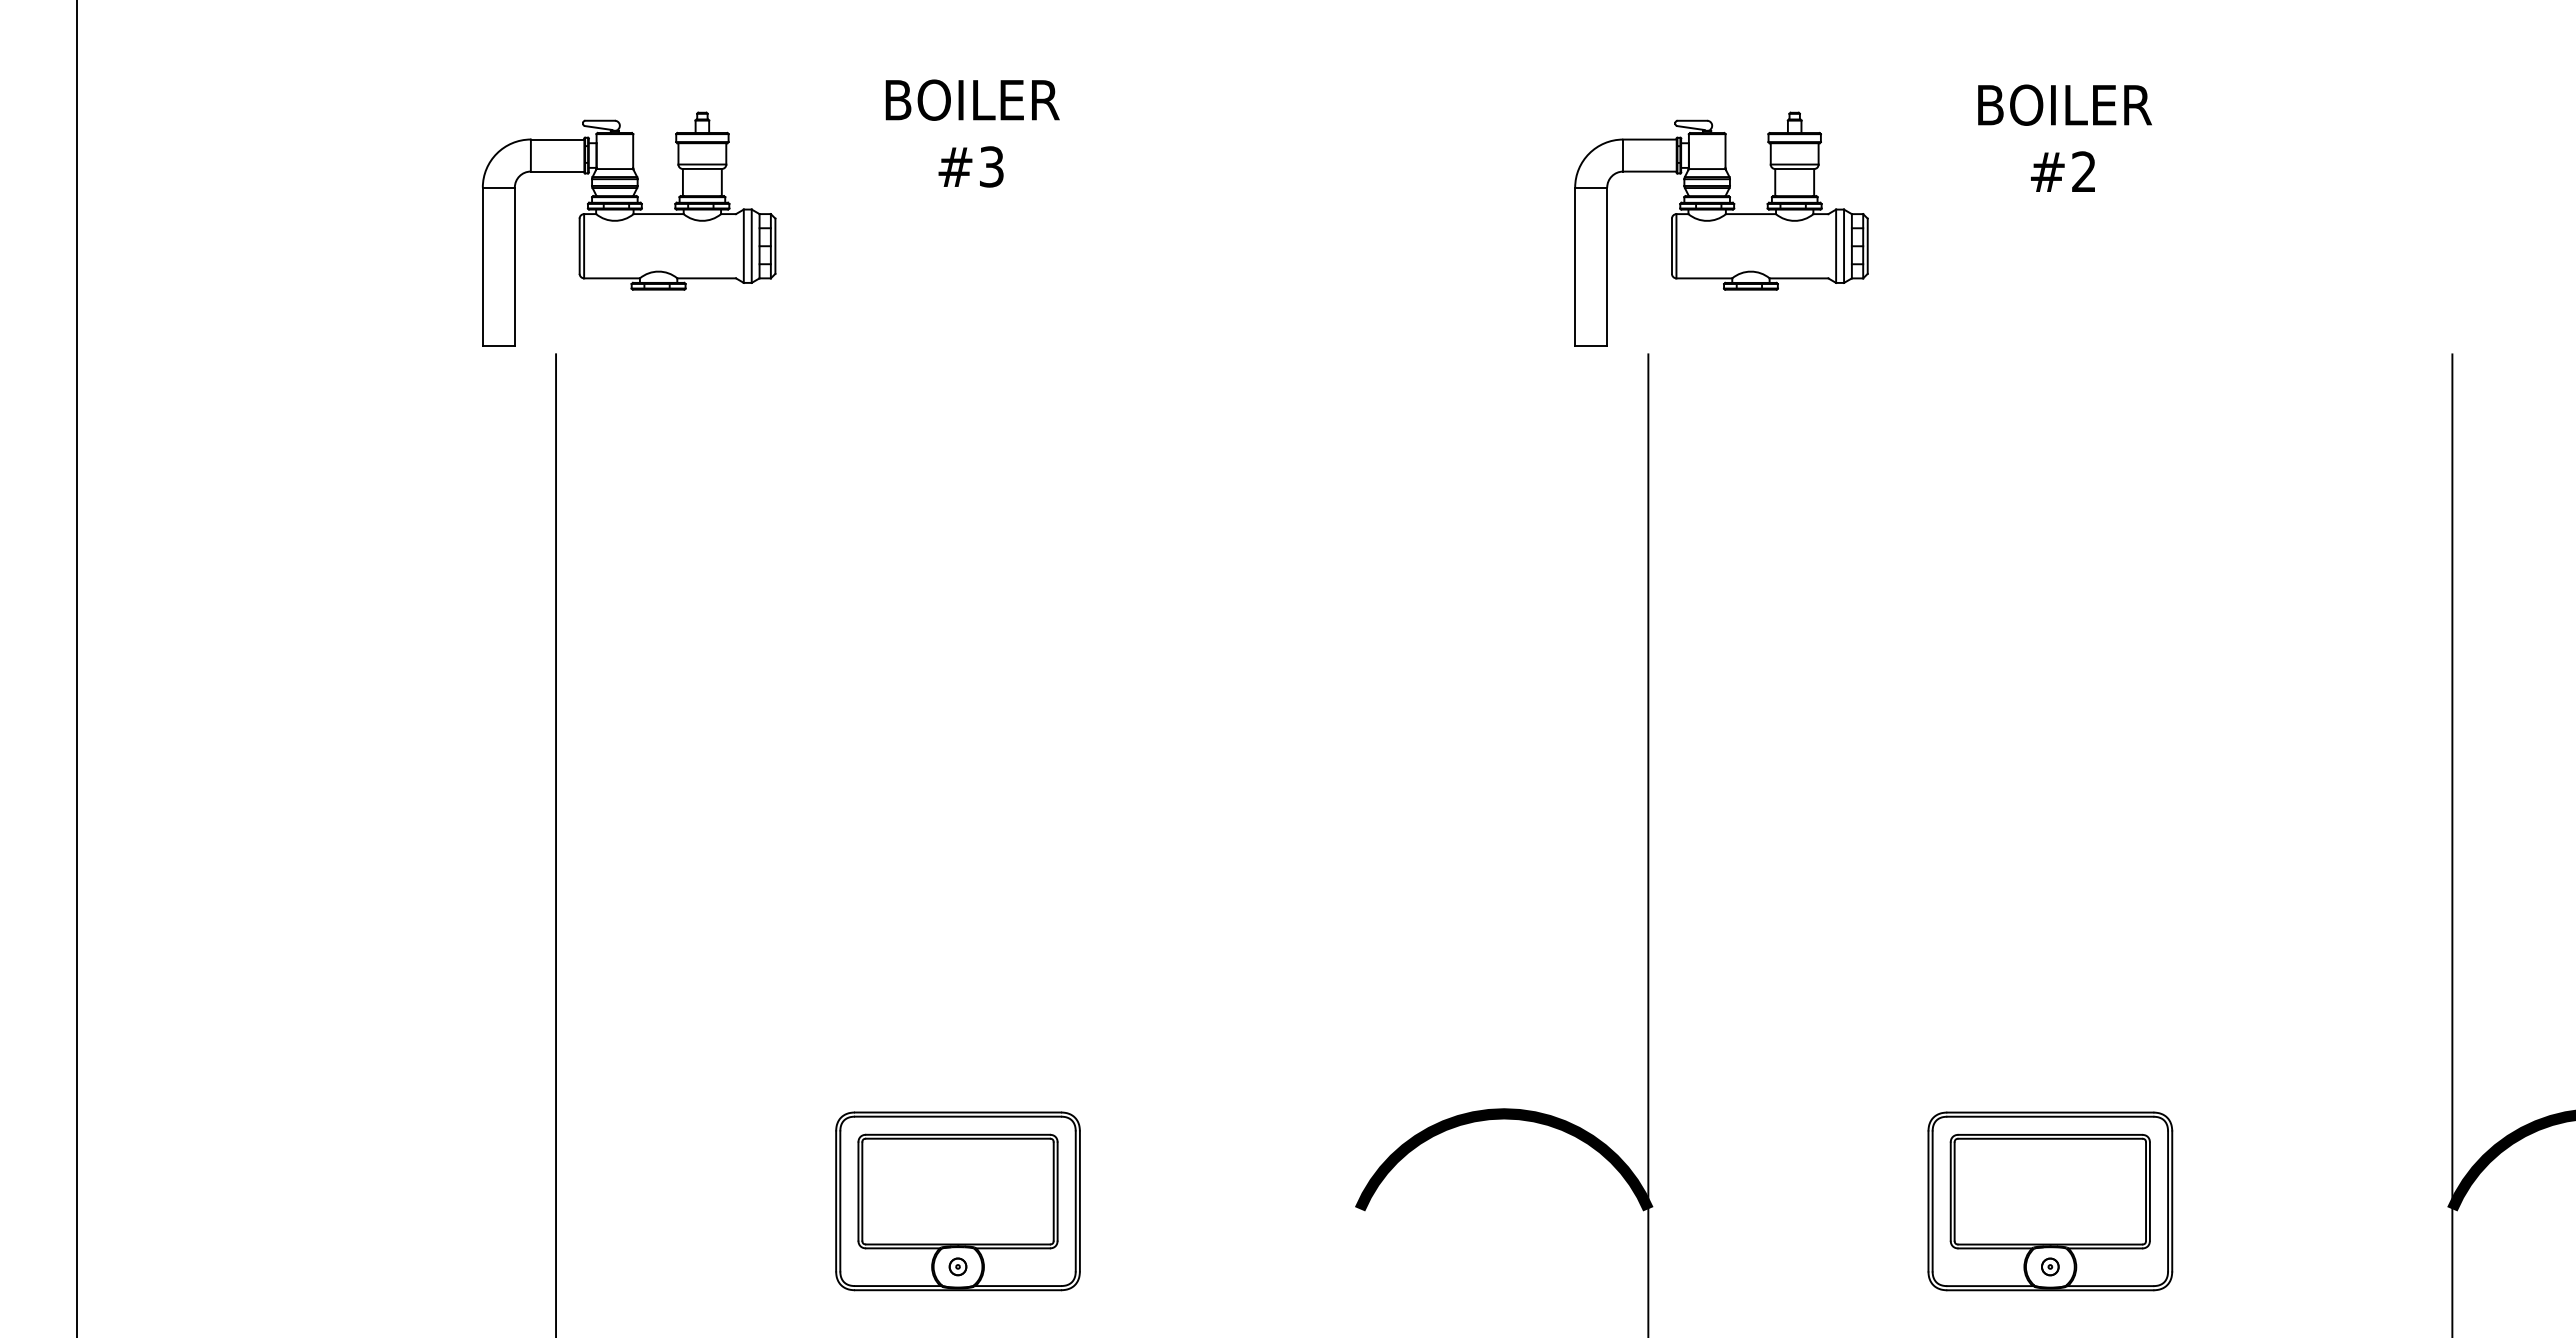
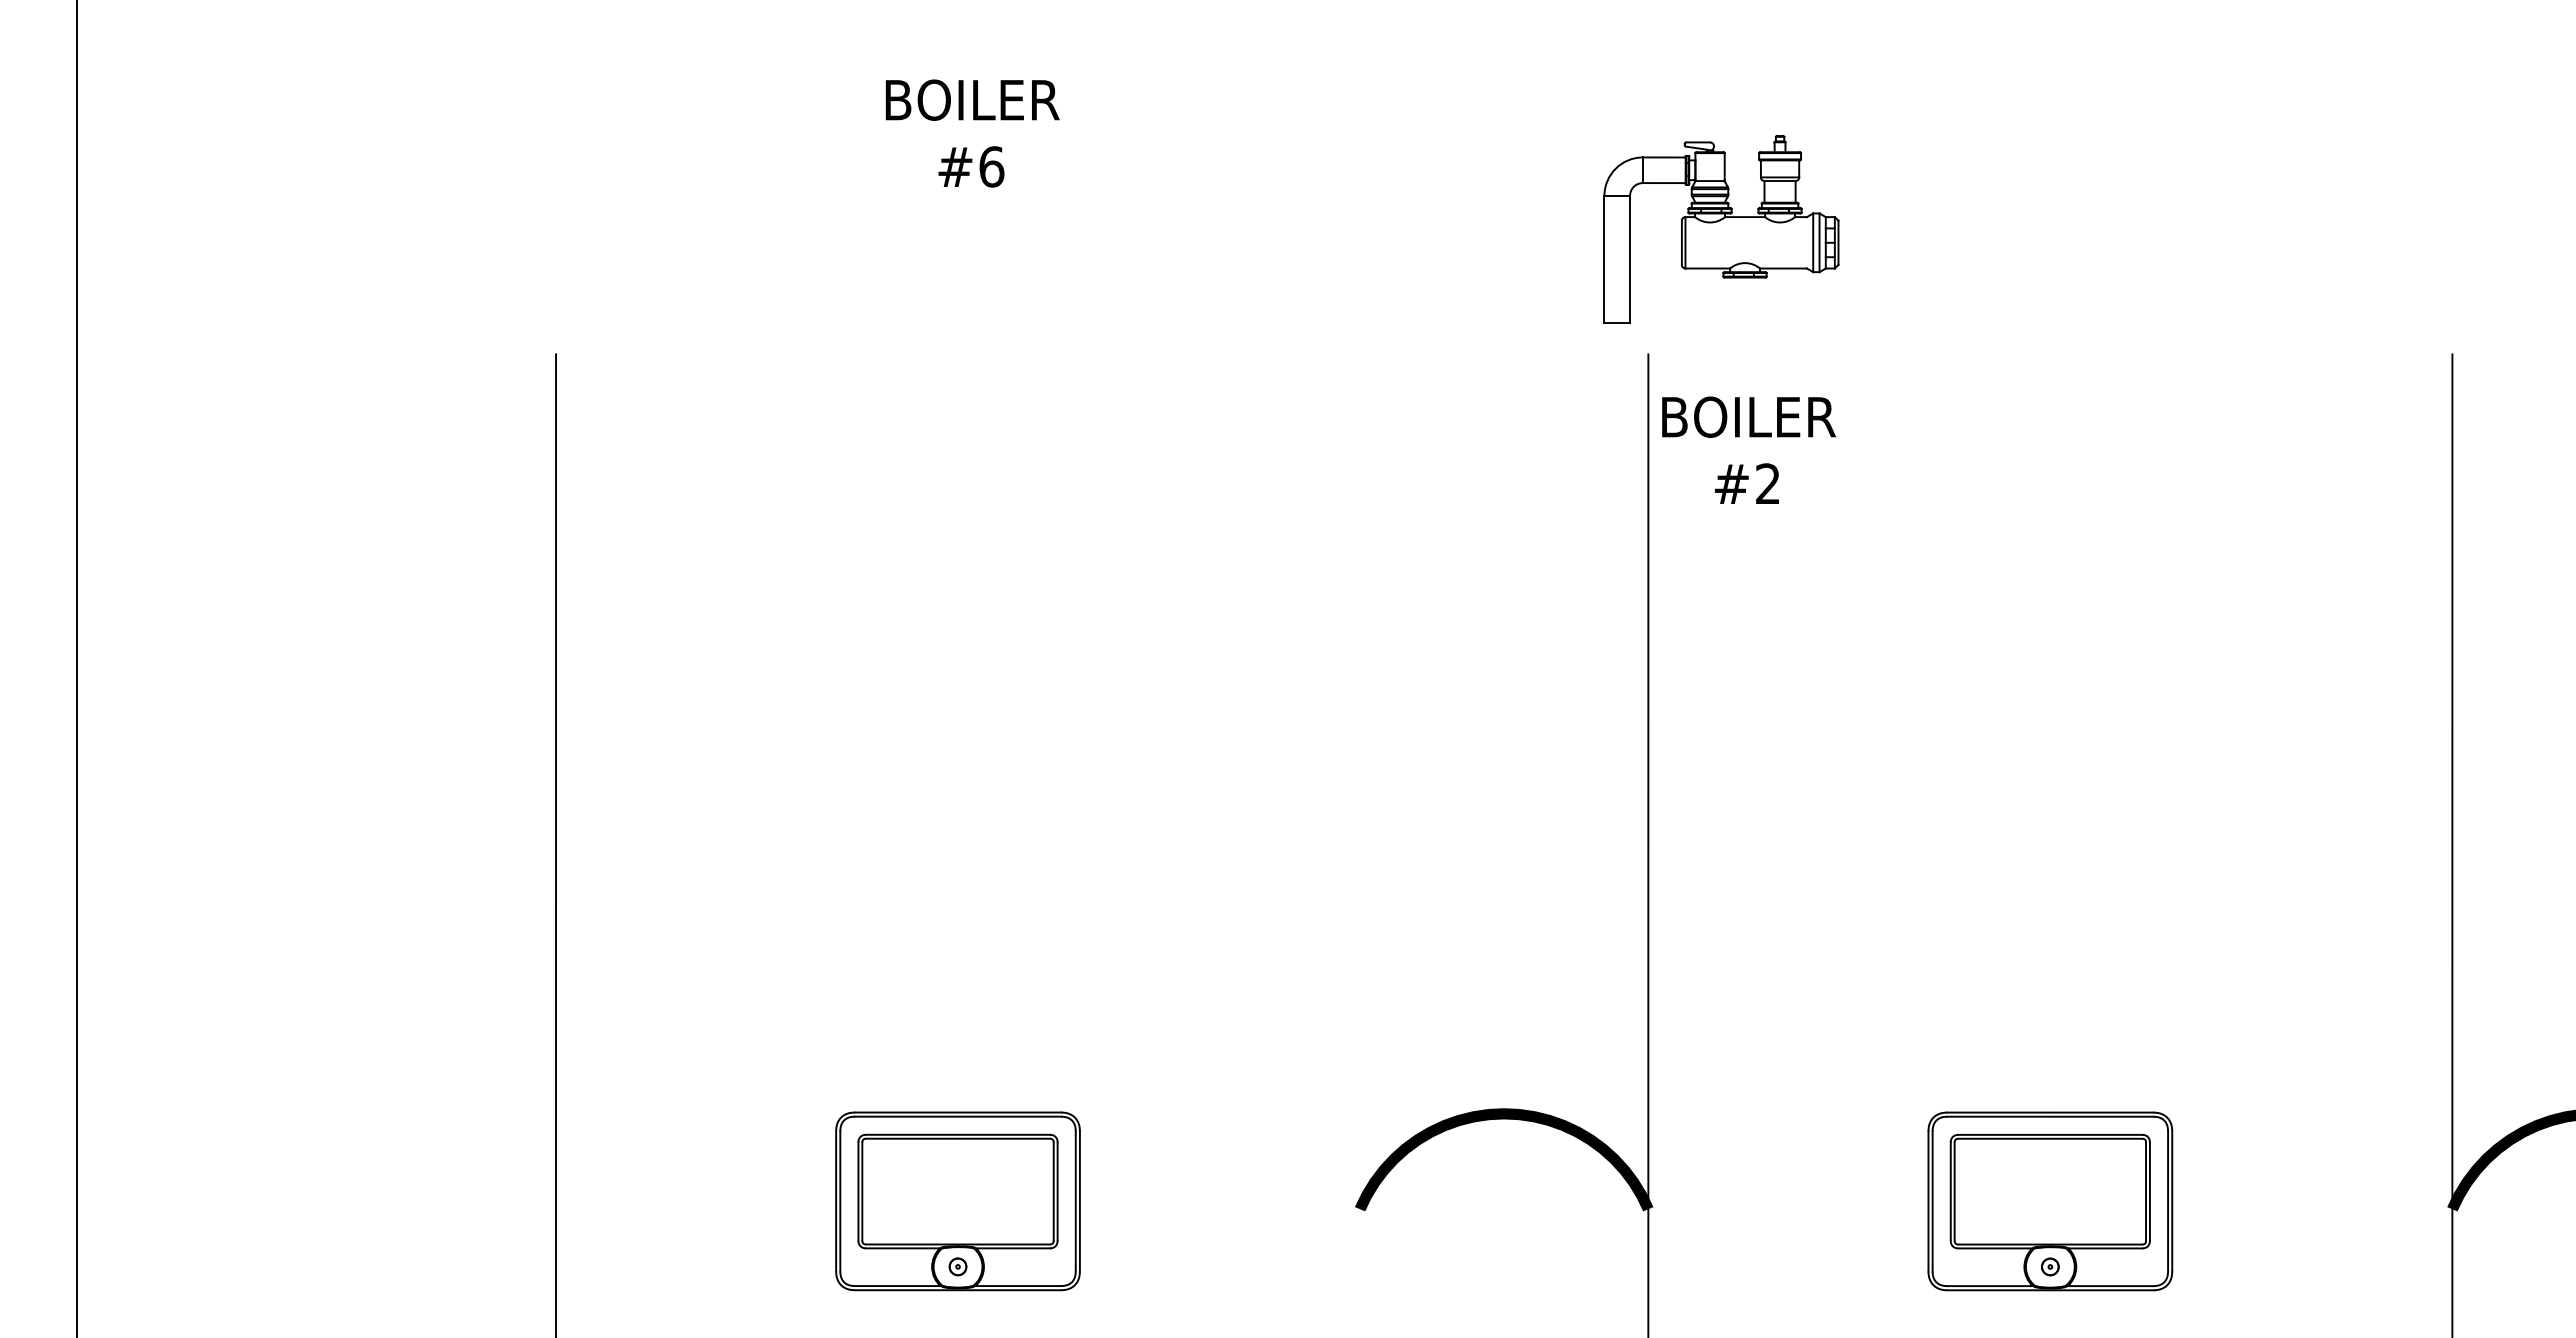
text position: (2064, 137) -> (1748, 449) (1748, 449)
text: #3 -> #6 (991, 166)
part: present -> none (629, 228)
part size: 295x236 px -> 237x189 px (1721, 229)
